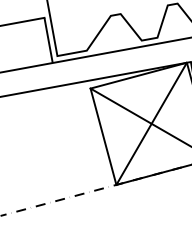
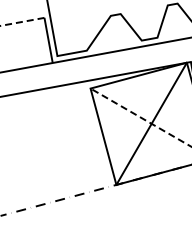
line: solid -> dashed (21, 22)
line: solid -> dashed (140, 117)
